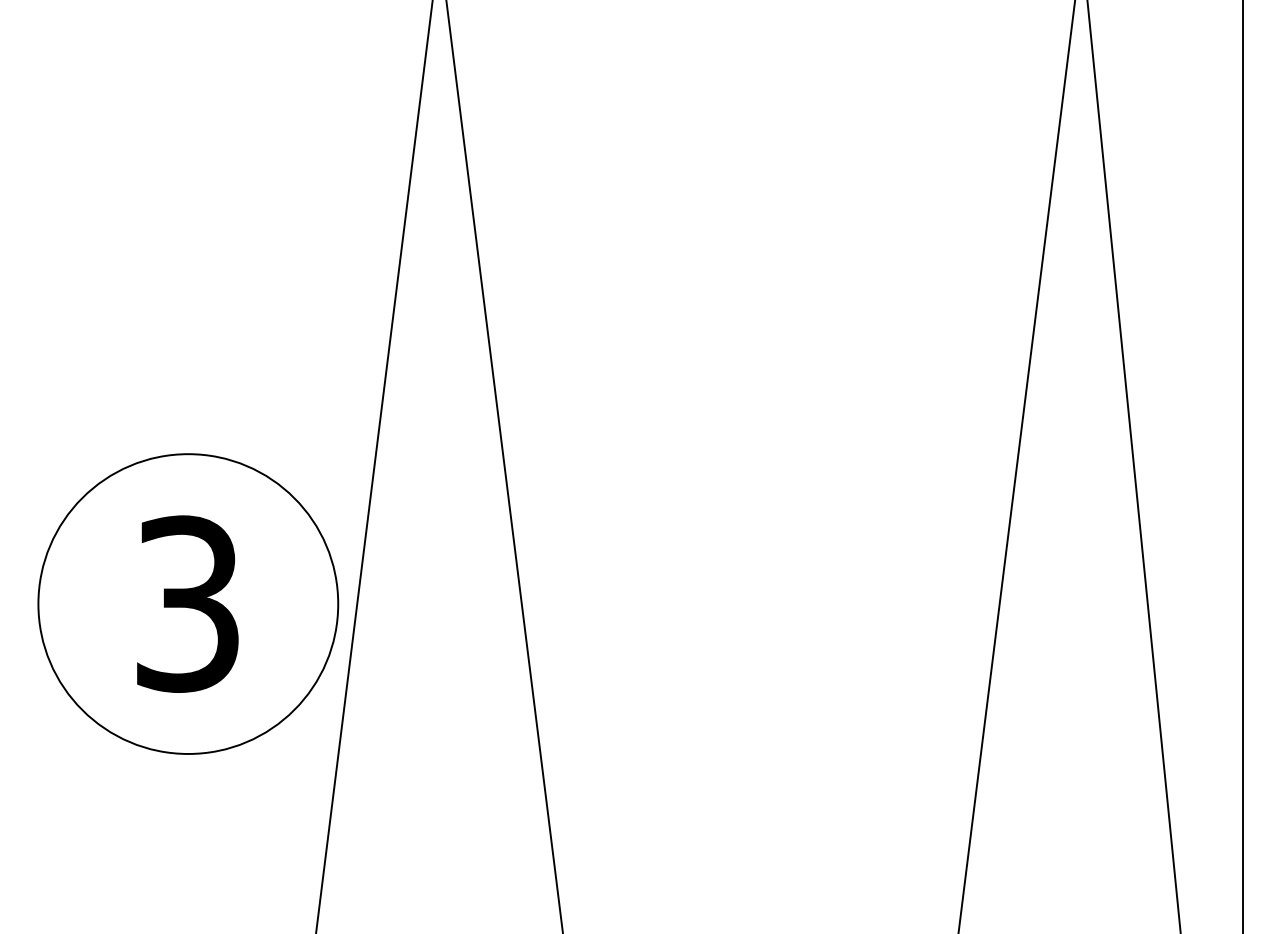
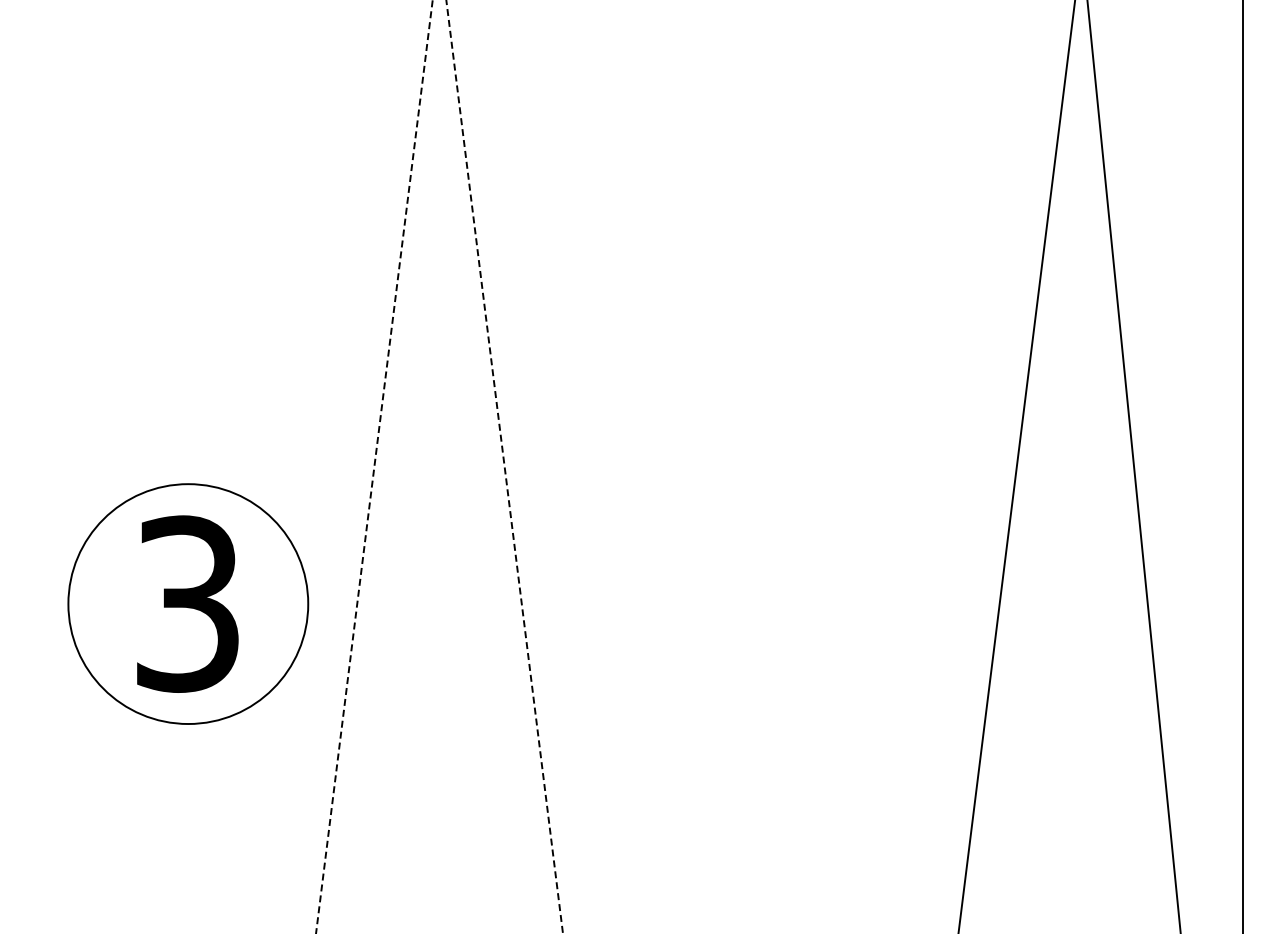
line: solid -> dashed (374, 466)
line: solid -> dashed (504, 466)
circle diameter: 300 px -> 240 px (188, 604)
